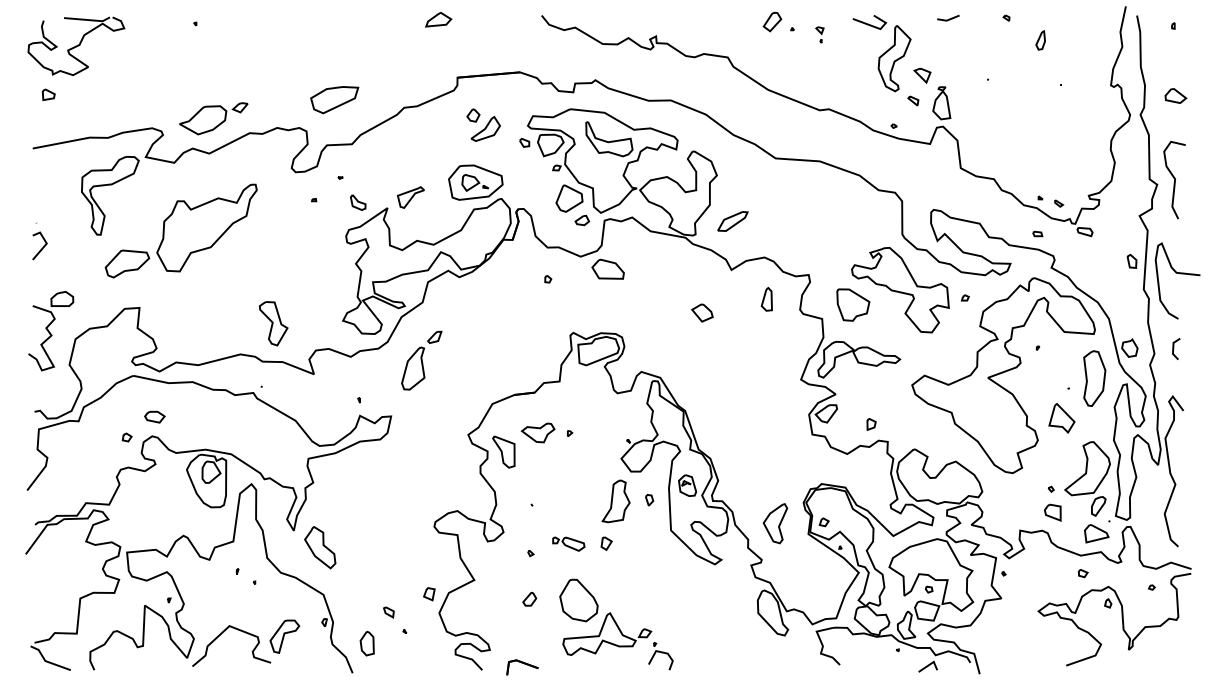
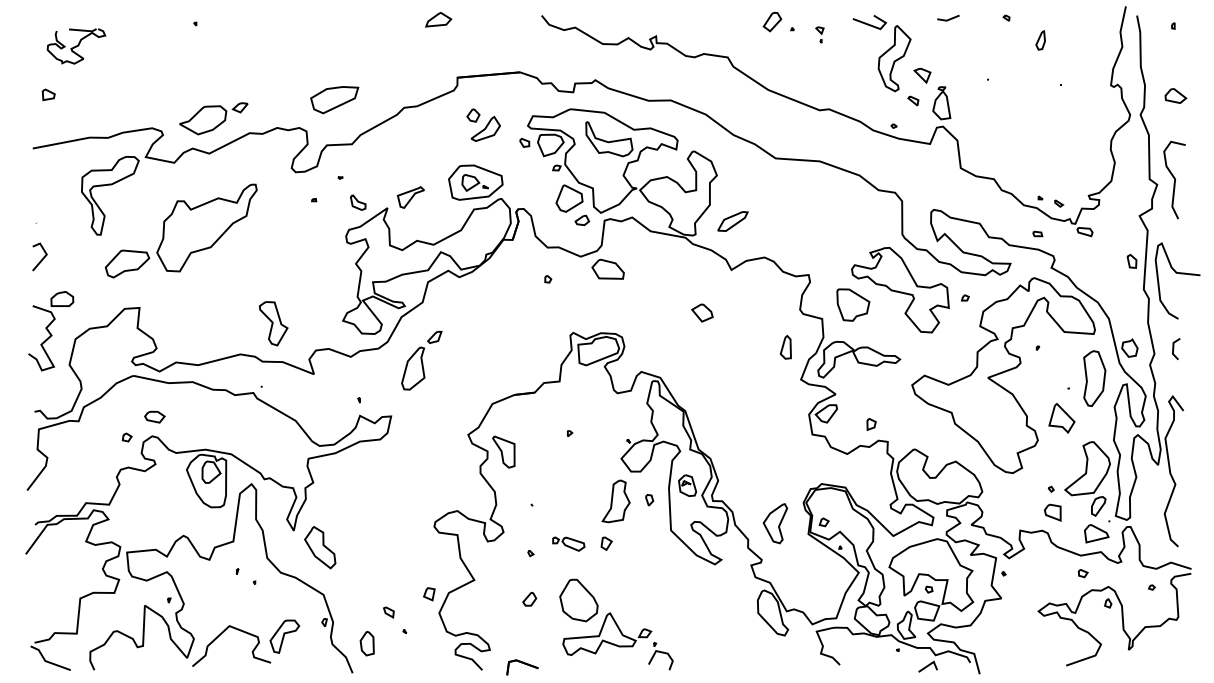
part size: 99x61 px -> 61x37 px (76, 46)
line position: (42, 247) -> (42, 258) (42, 258)
part position: (766, 298) -> (785, 346) (785, 346)
part: present -> none (537, 432)
